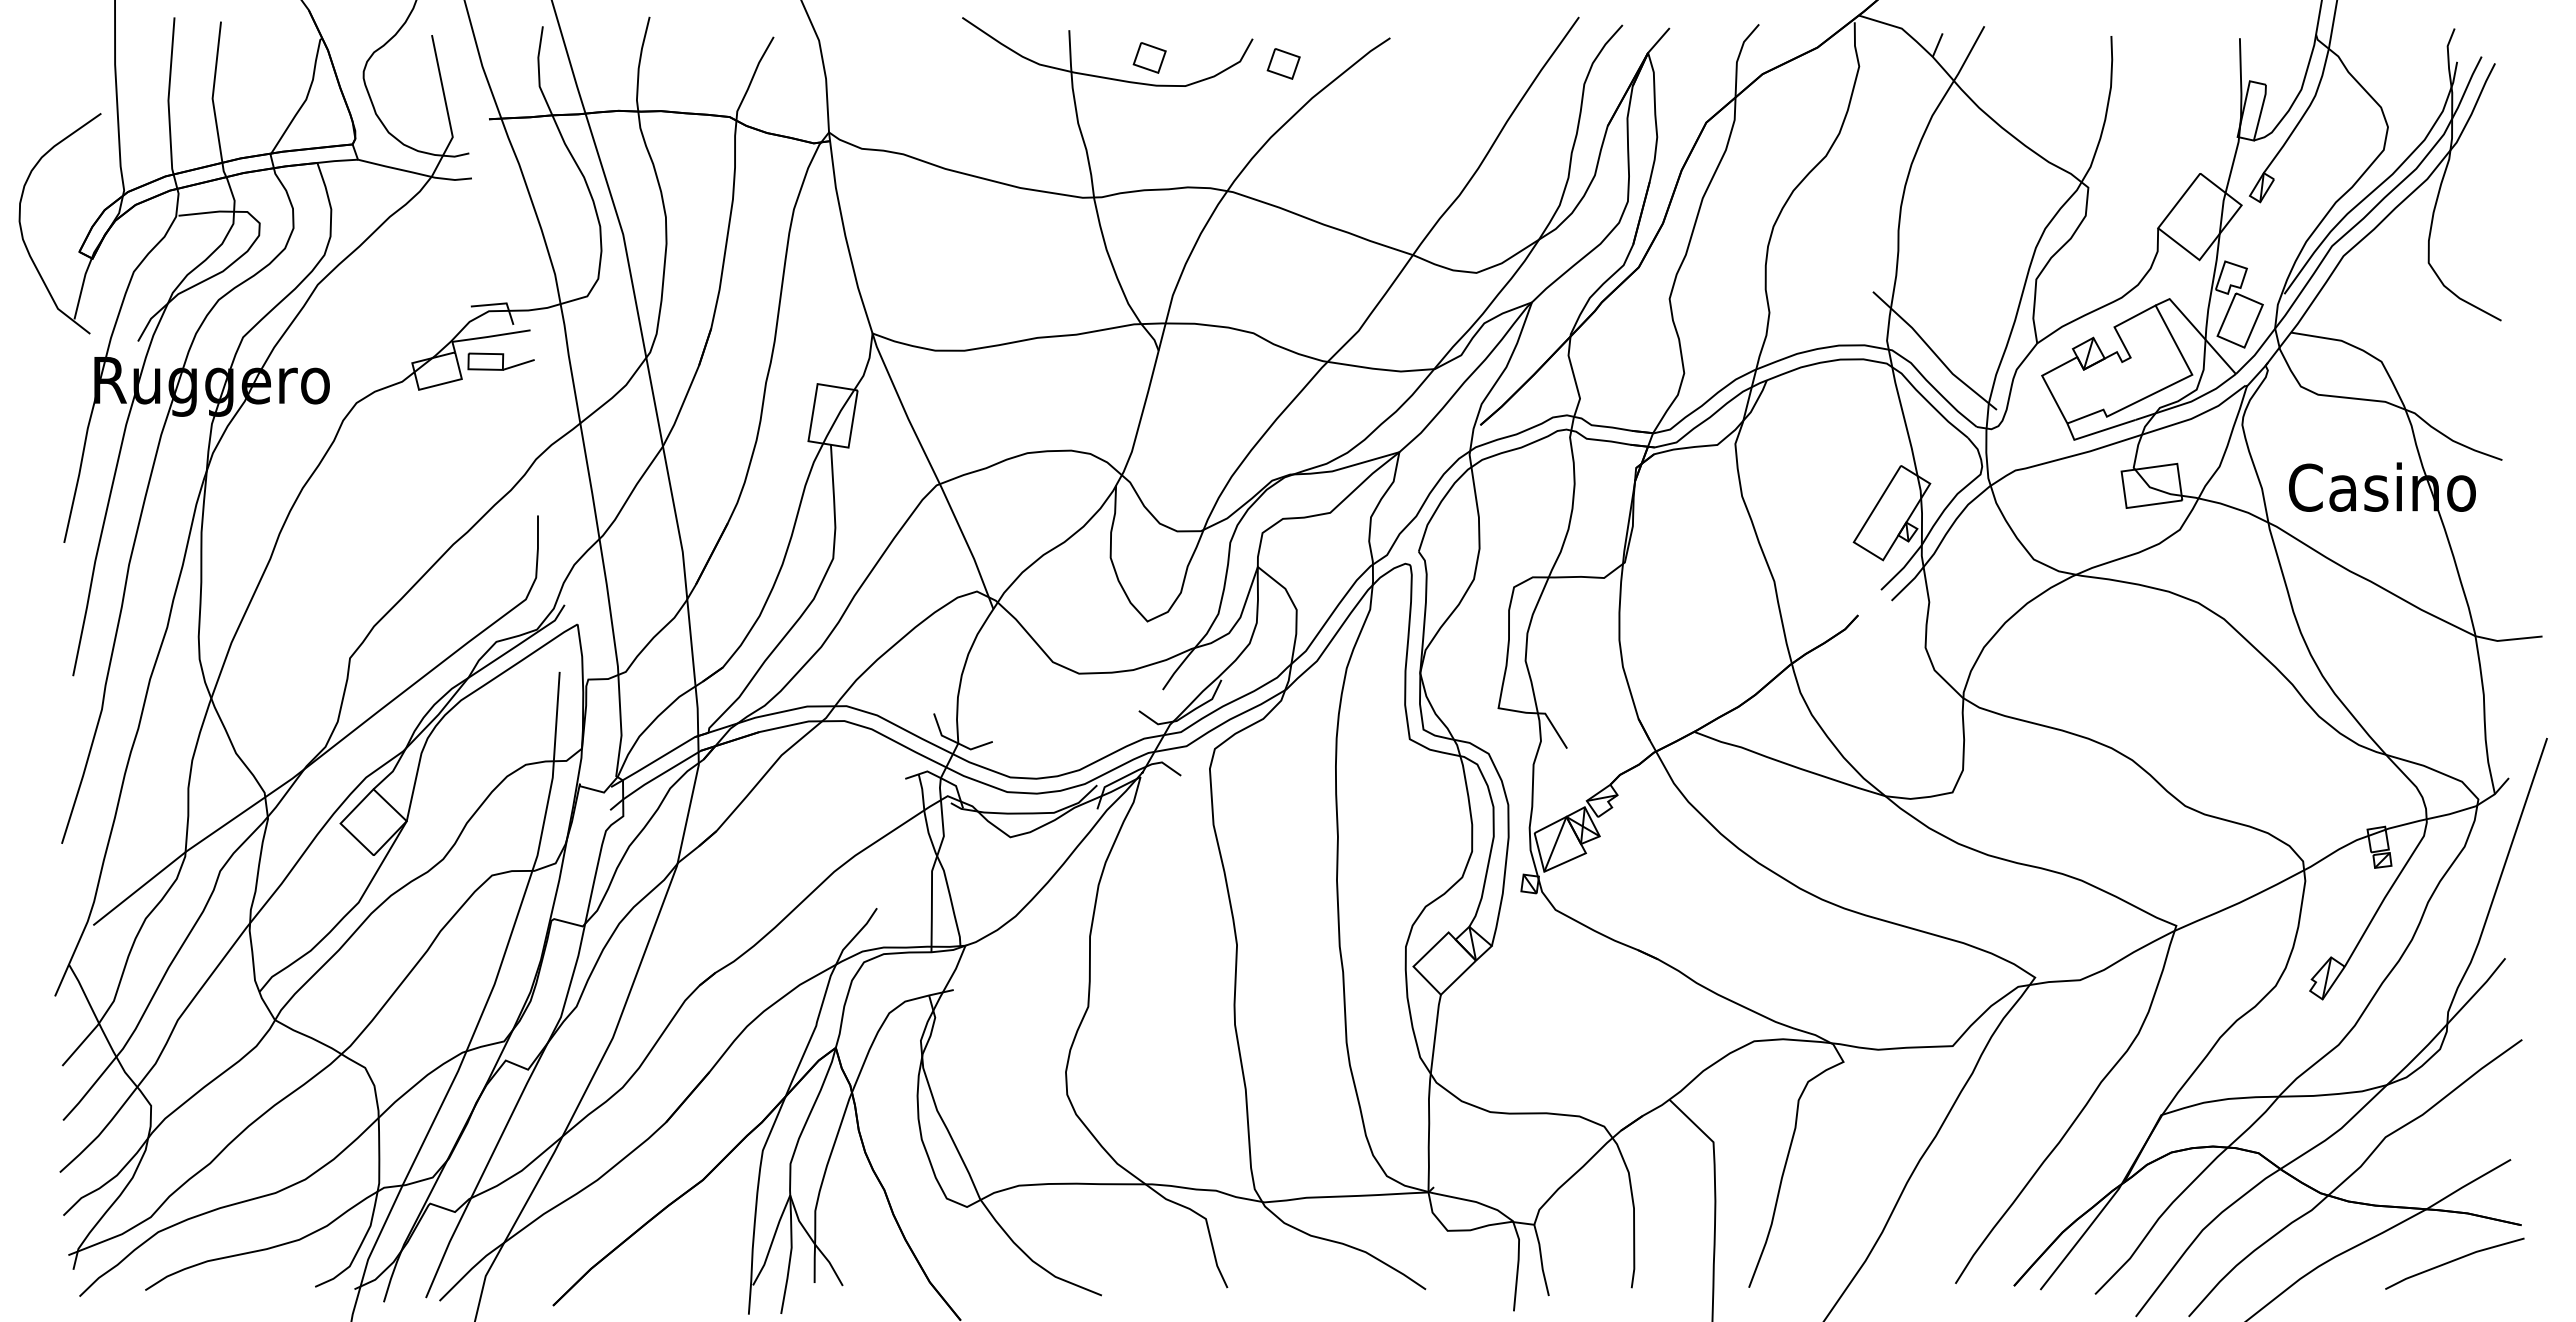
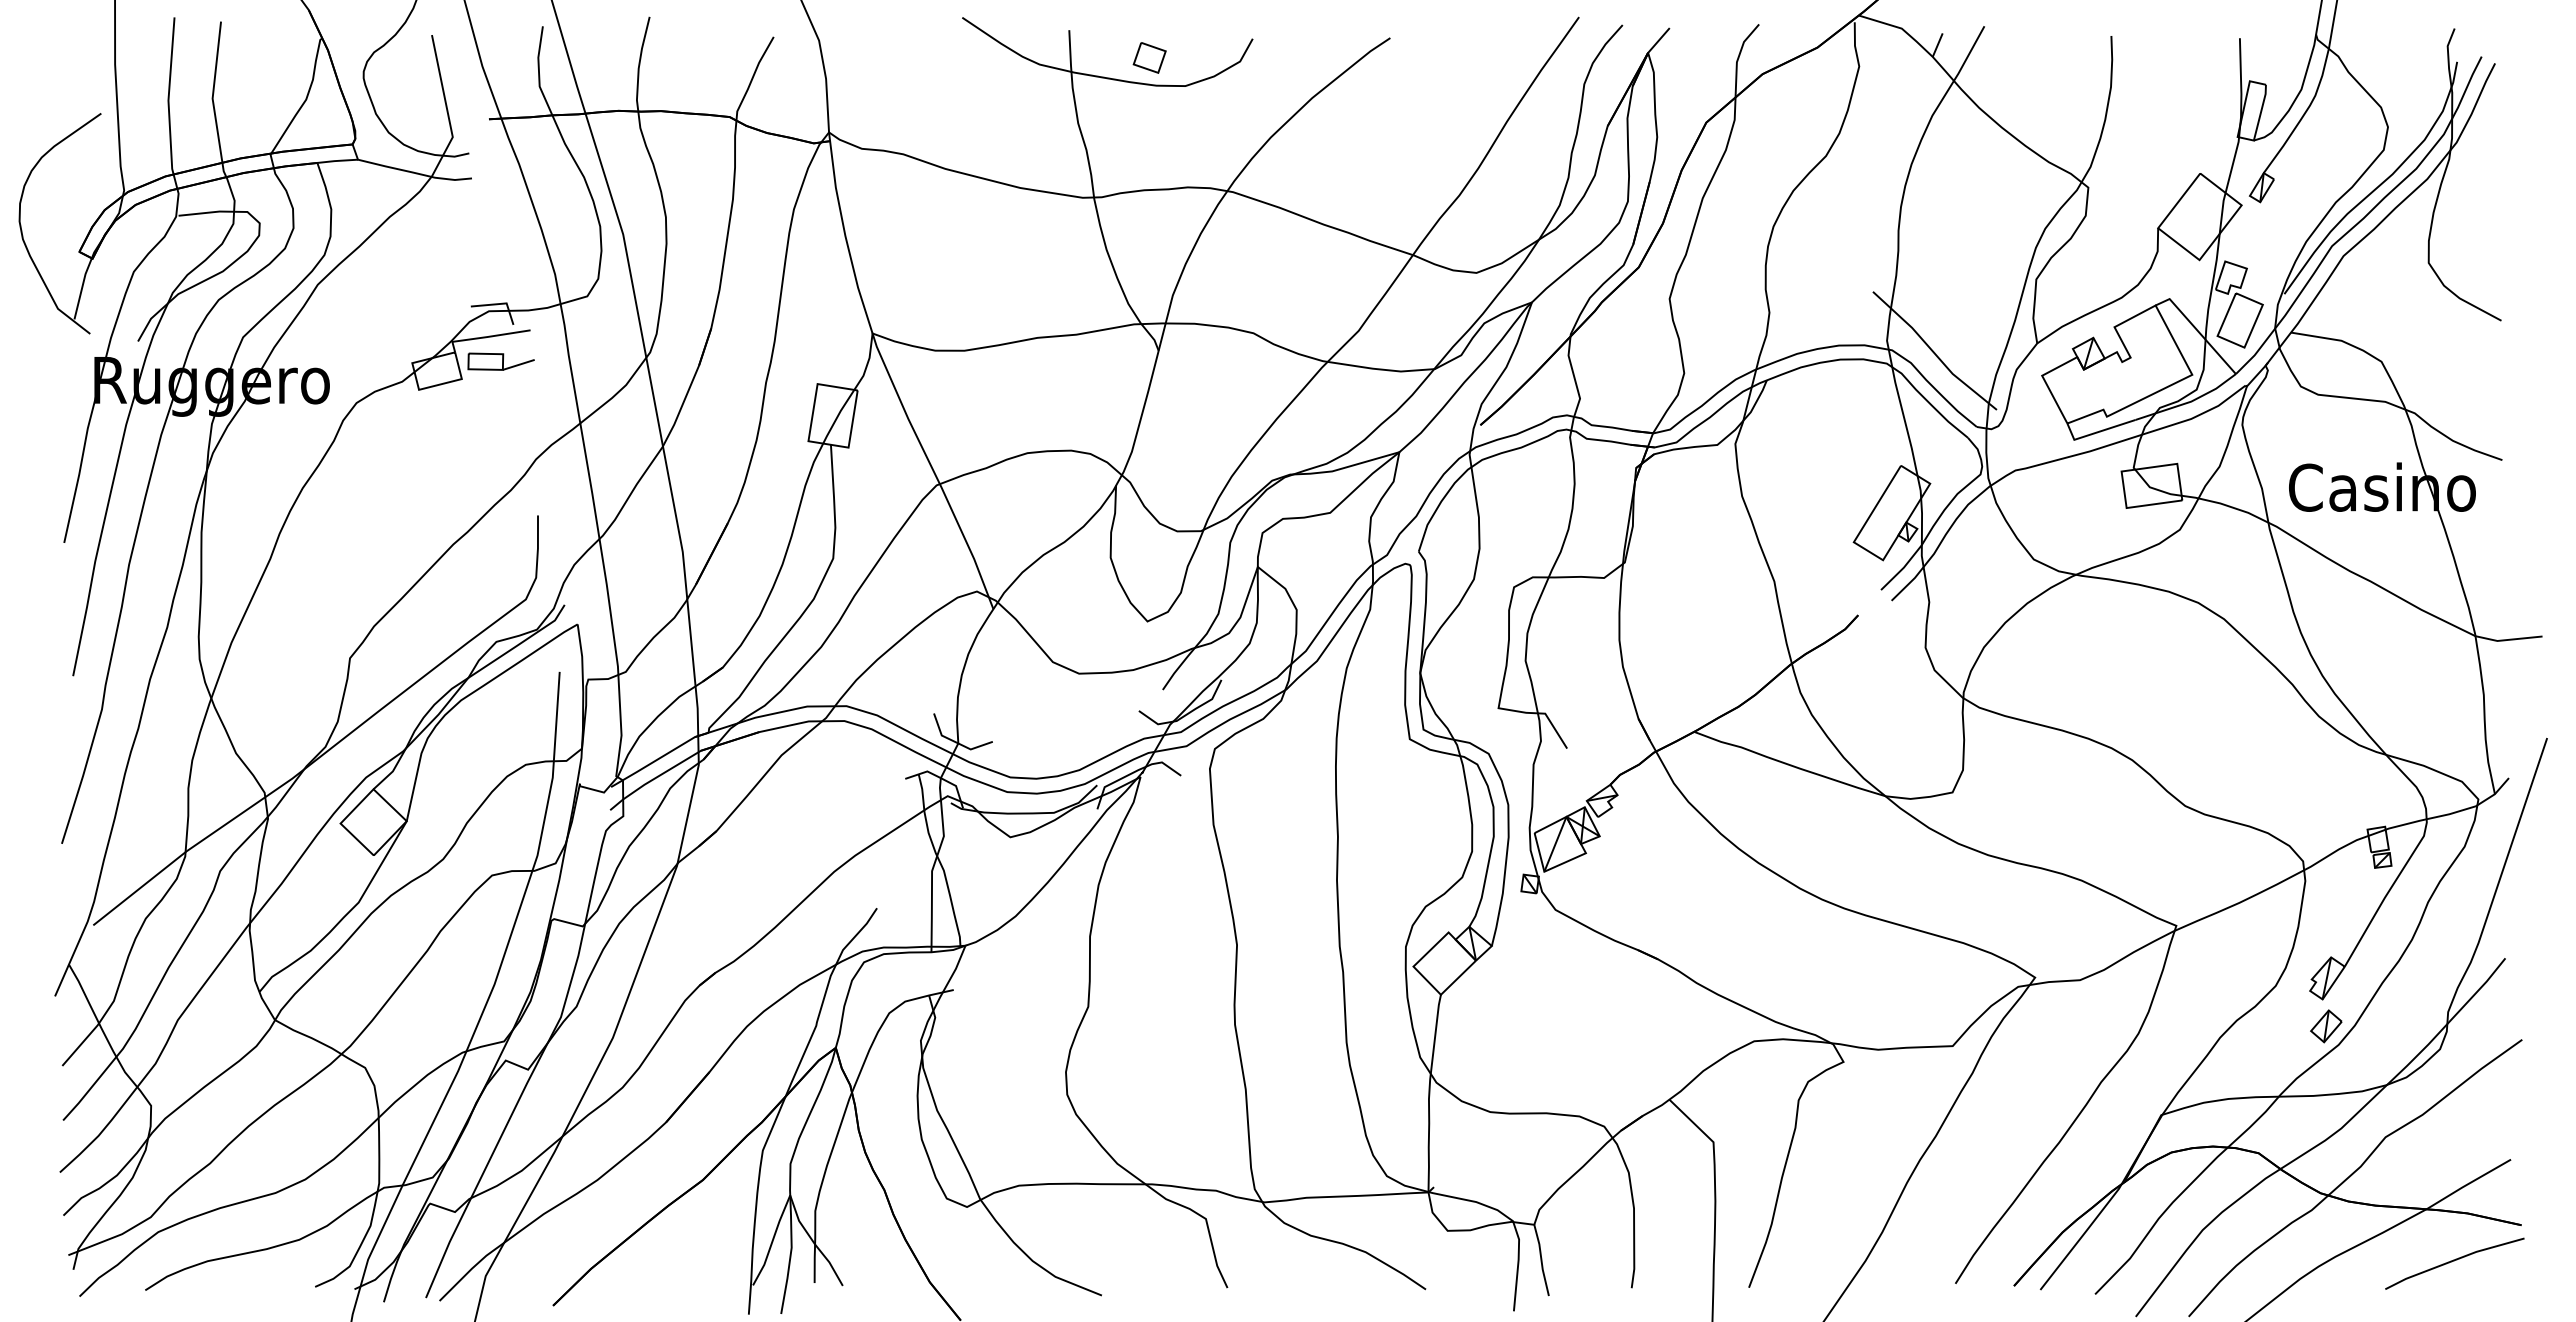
part: present -> none (1283, 63)
part: none -> present (2326, 1026)
